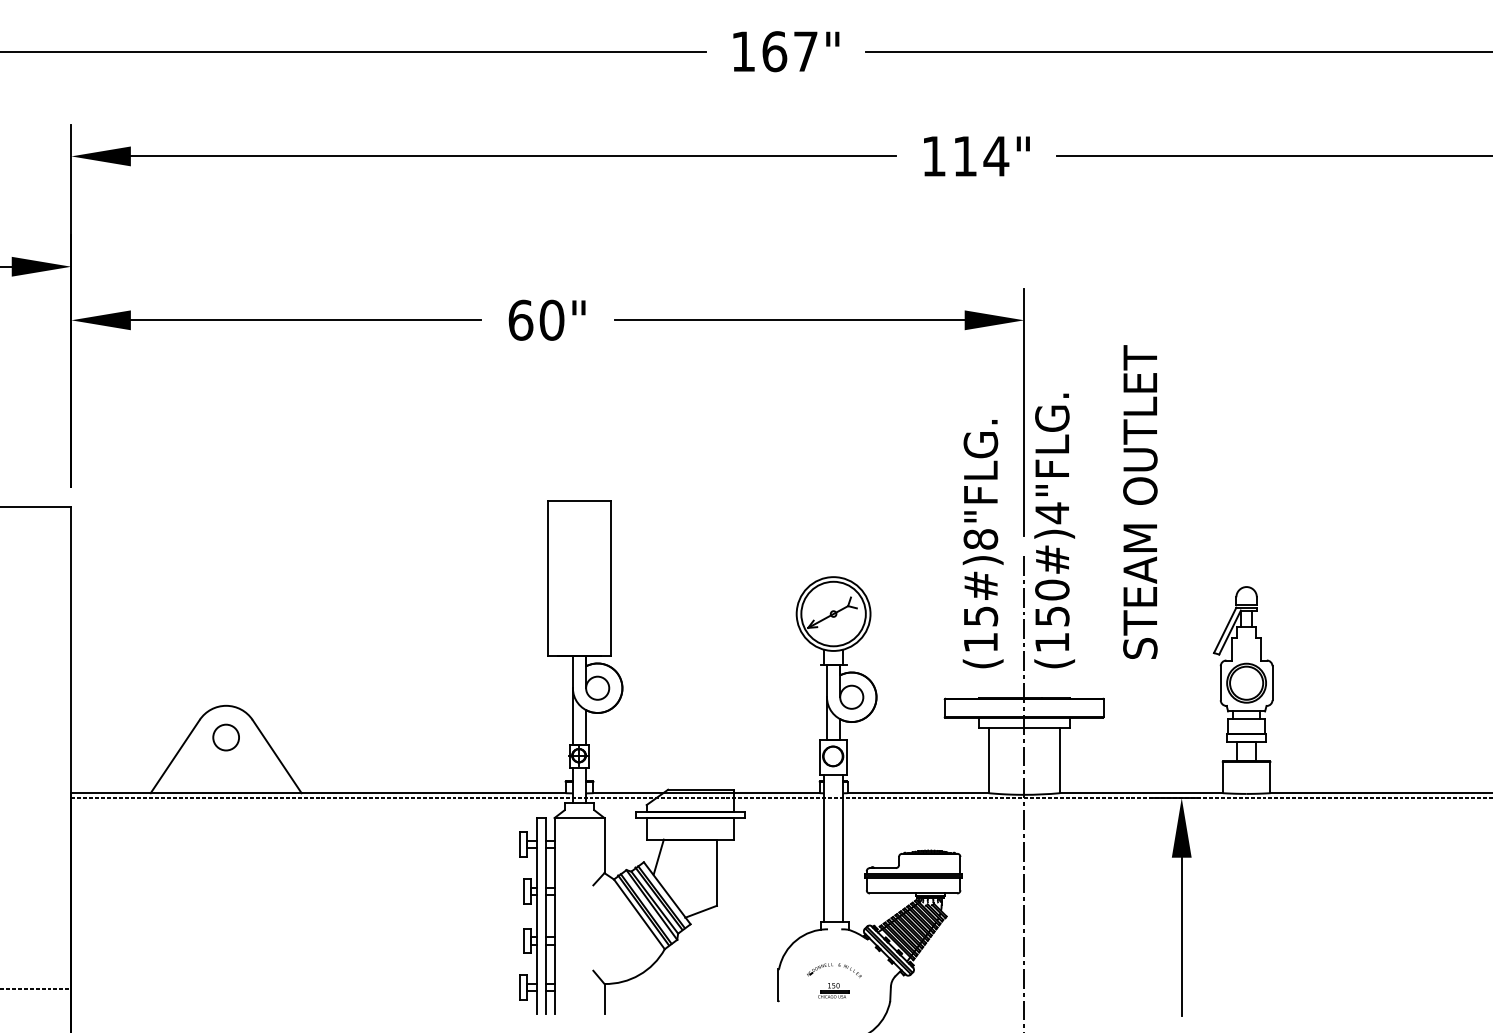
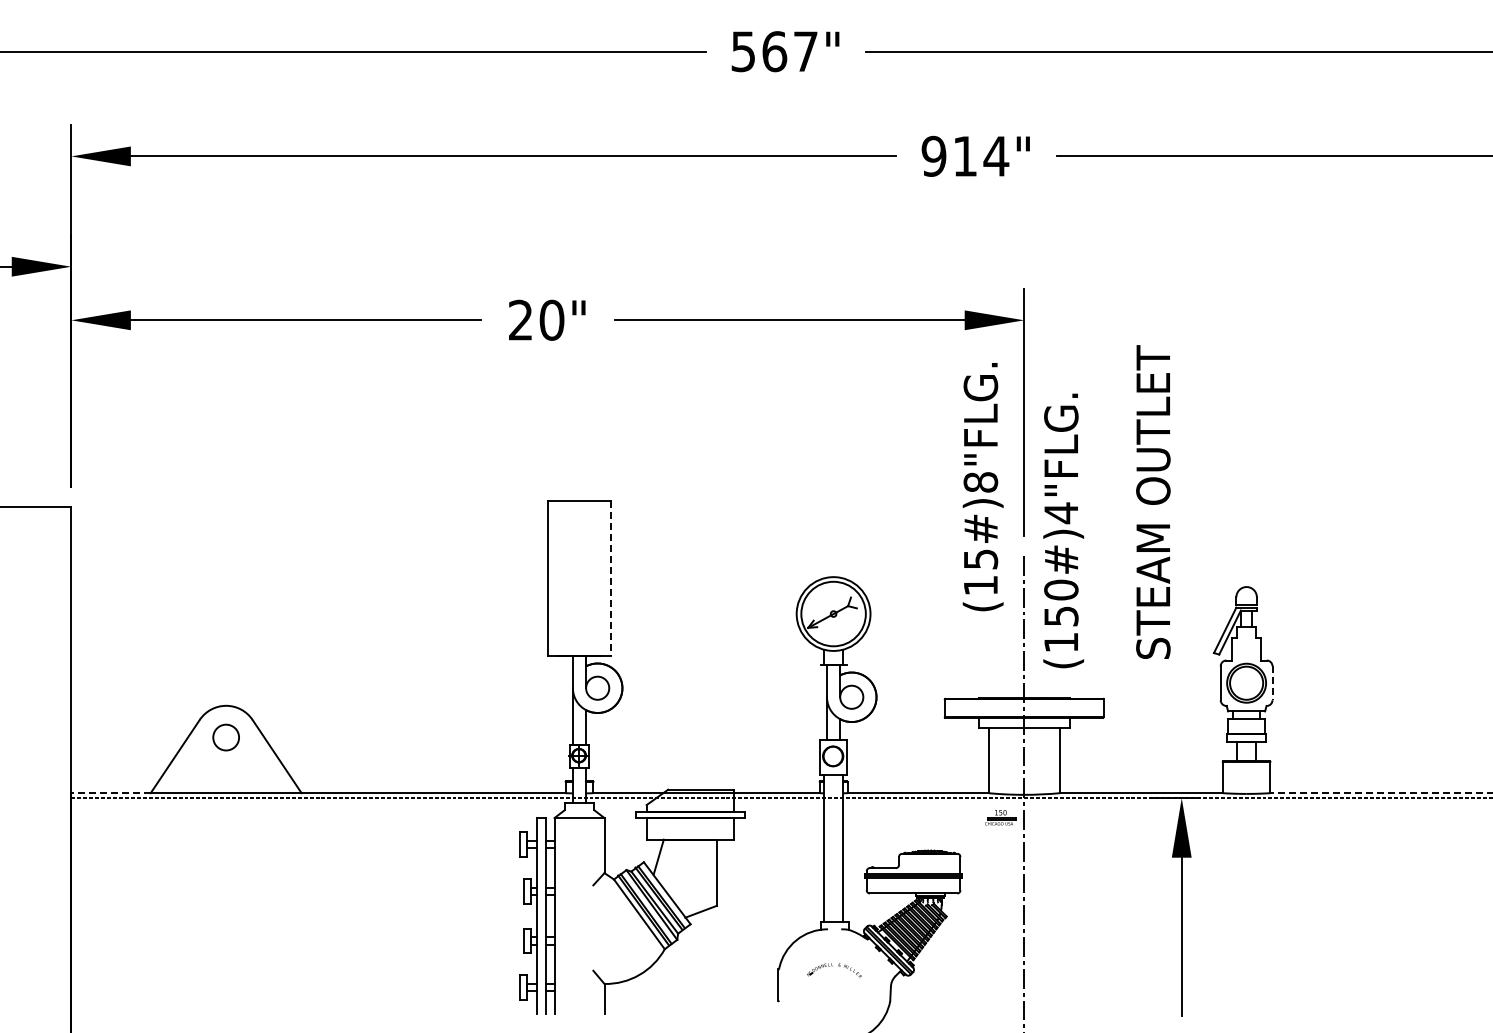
text: 167" -> 567" (742, 51)
text: 114" -> 914" (933, 155)
text: 60" -> 20" (520, 319)
text position: (1140, 501) -> (1153, 501) (1153, 501)
text position: (1054, 530) -> (1063, 530) (1063, 530)
text position: (982, 544) -> (982, 487) (982, 487)
line: solid -> dashed (611, 578)
line: solid -> dashed (1272, 683)
line: solid -> dashed (111, 793)
line: solid -> dashed (1381, 793)
line: present -> none (36, 988)
part position: (833, 990) -> (1000, 817) (1000, 817)
